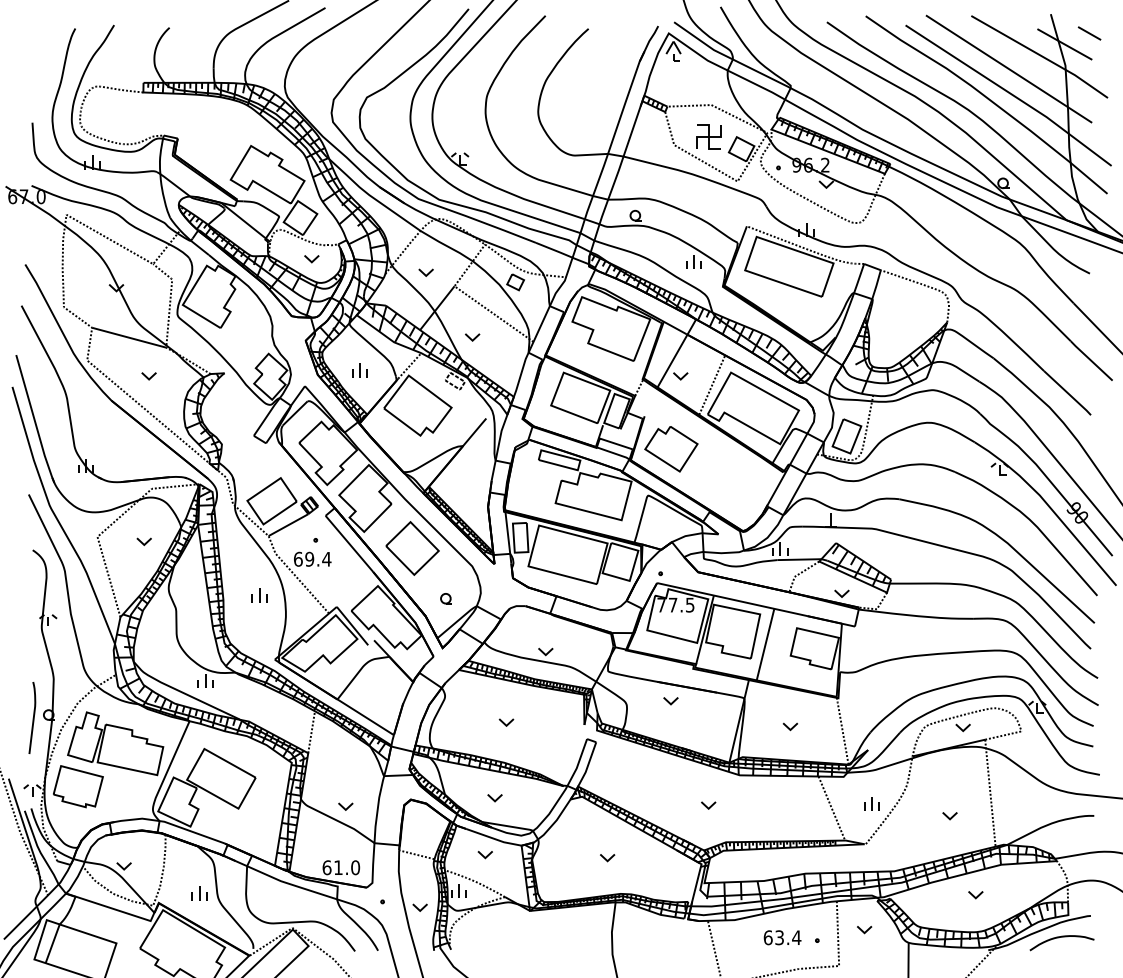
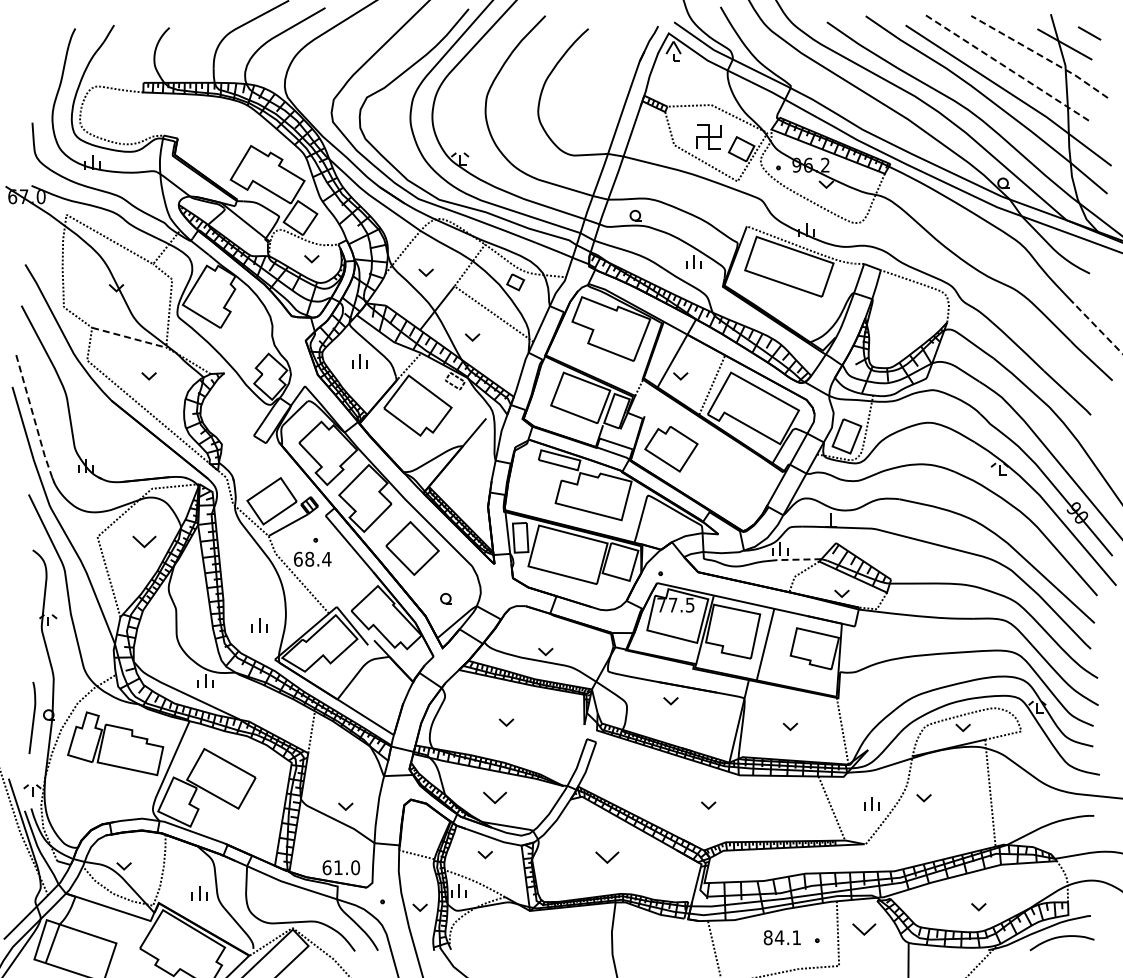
line: solid -> dashed (1041, 56)
line: solid -> dashed (1009, 69)
line: solid -> dashed (1098, 328)
line: solid -> dashed (129, 337)
part position: (359, 370) -> (359, 361) (359, 361)
line: solid -> dashed (34, 421)
part size: 16x9 px -> 25x14 px (144, 541)
text: 69.4 -> 68.4 (309, 559)
line: solid -> dashed (798, 559)
part position: (259, 595) -> (259, 625) (259, 625)
part: present -> none (78, 786)
part size: 16x9 px -> 24x14 px (494, 797)
part position: (949, 816) -> (923, 798) (923, 798)
part size: 16x9 px -> 25x13 px (607, 857)
part position: (975, 895) -> (978, 907) (978, 907)
part size: 16x9 px -> 25x13 px (864, 929)
text: 63.4 -> 84.1 (782, 937)
